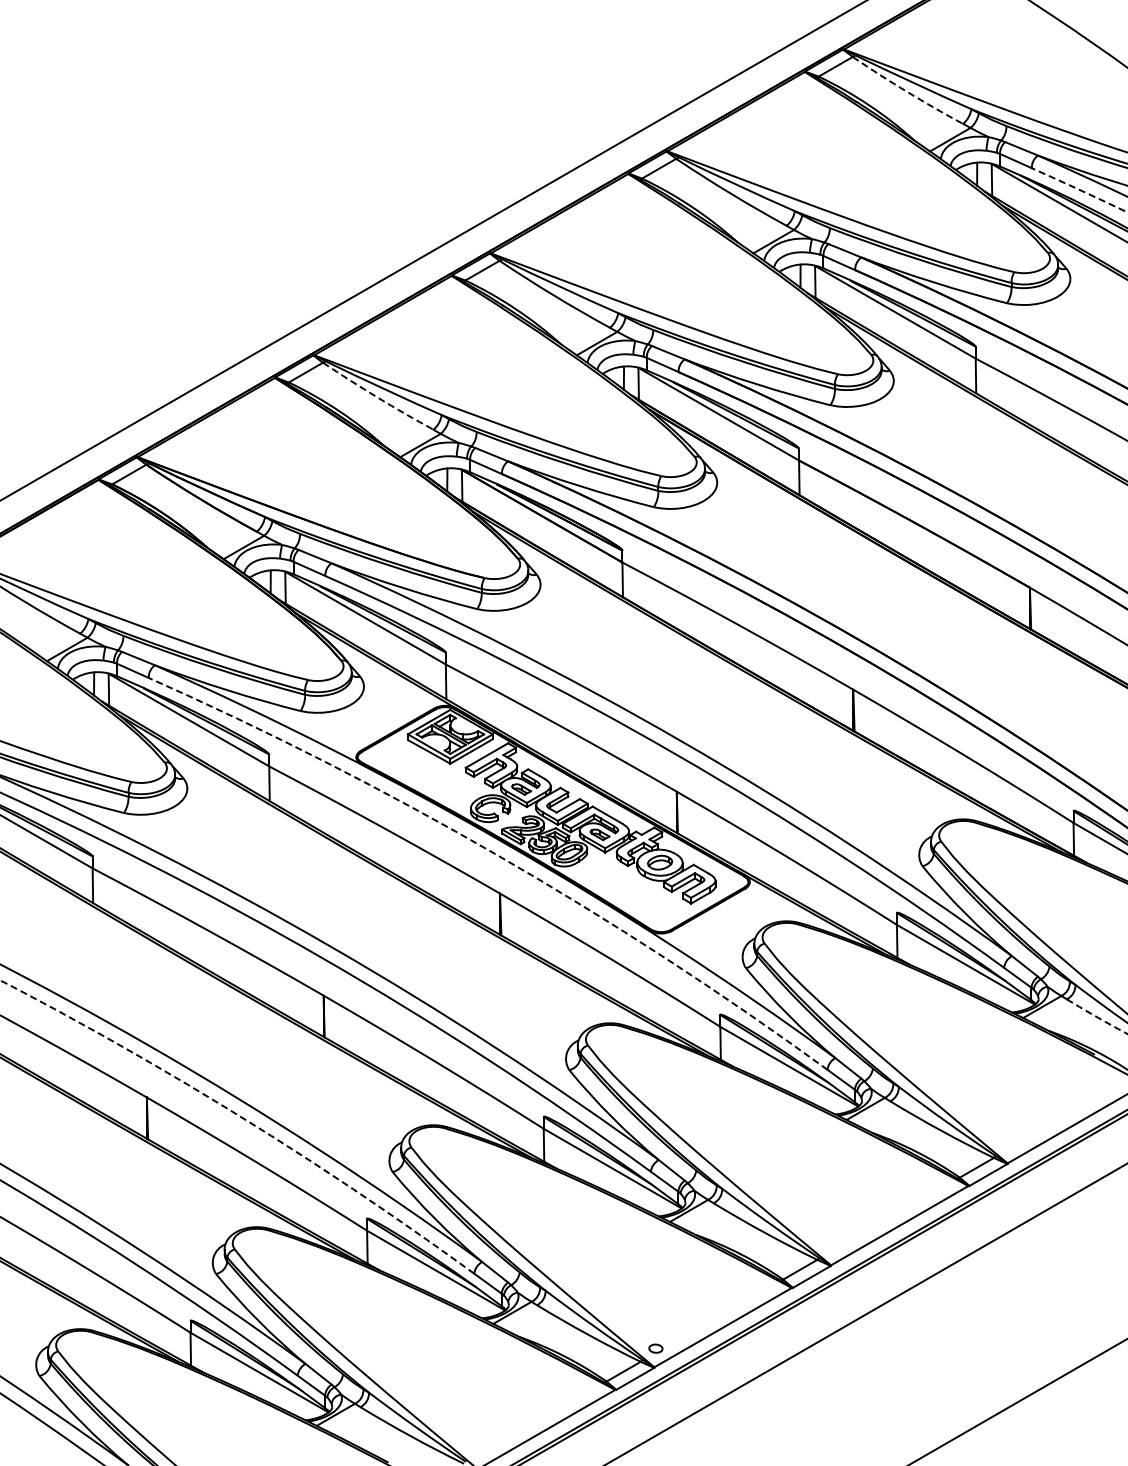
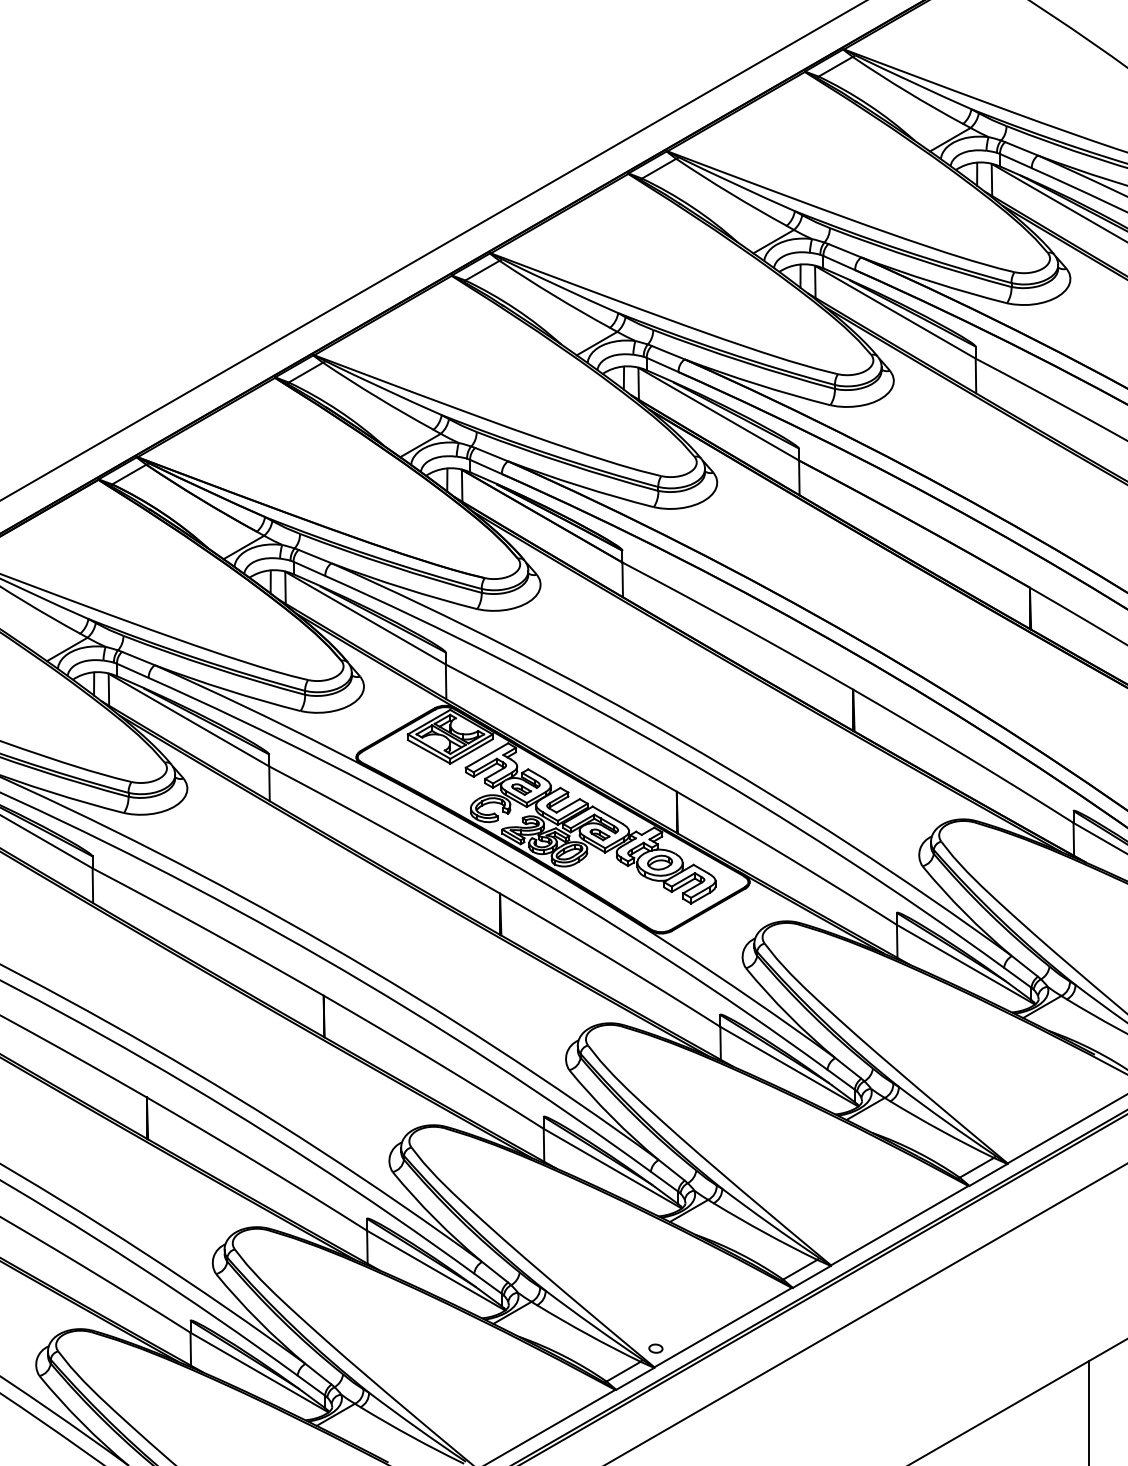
arc: dashed -> solid (907, 91)
arc: dashed -> solid (1079, 189)
arc: dashed -> solid (377, 397)
arc: dashed -> solid (498, 855)
arc: dashed -> solid (1097, 1017)
arc: dashed -> solid (242, 1117)
line: none -> present (1088, 1411)
